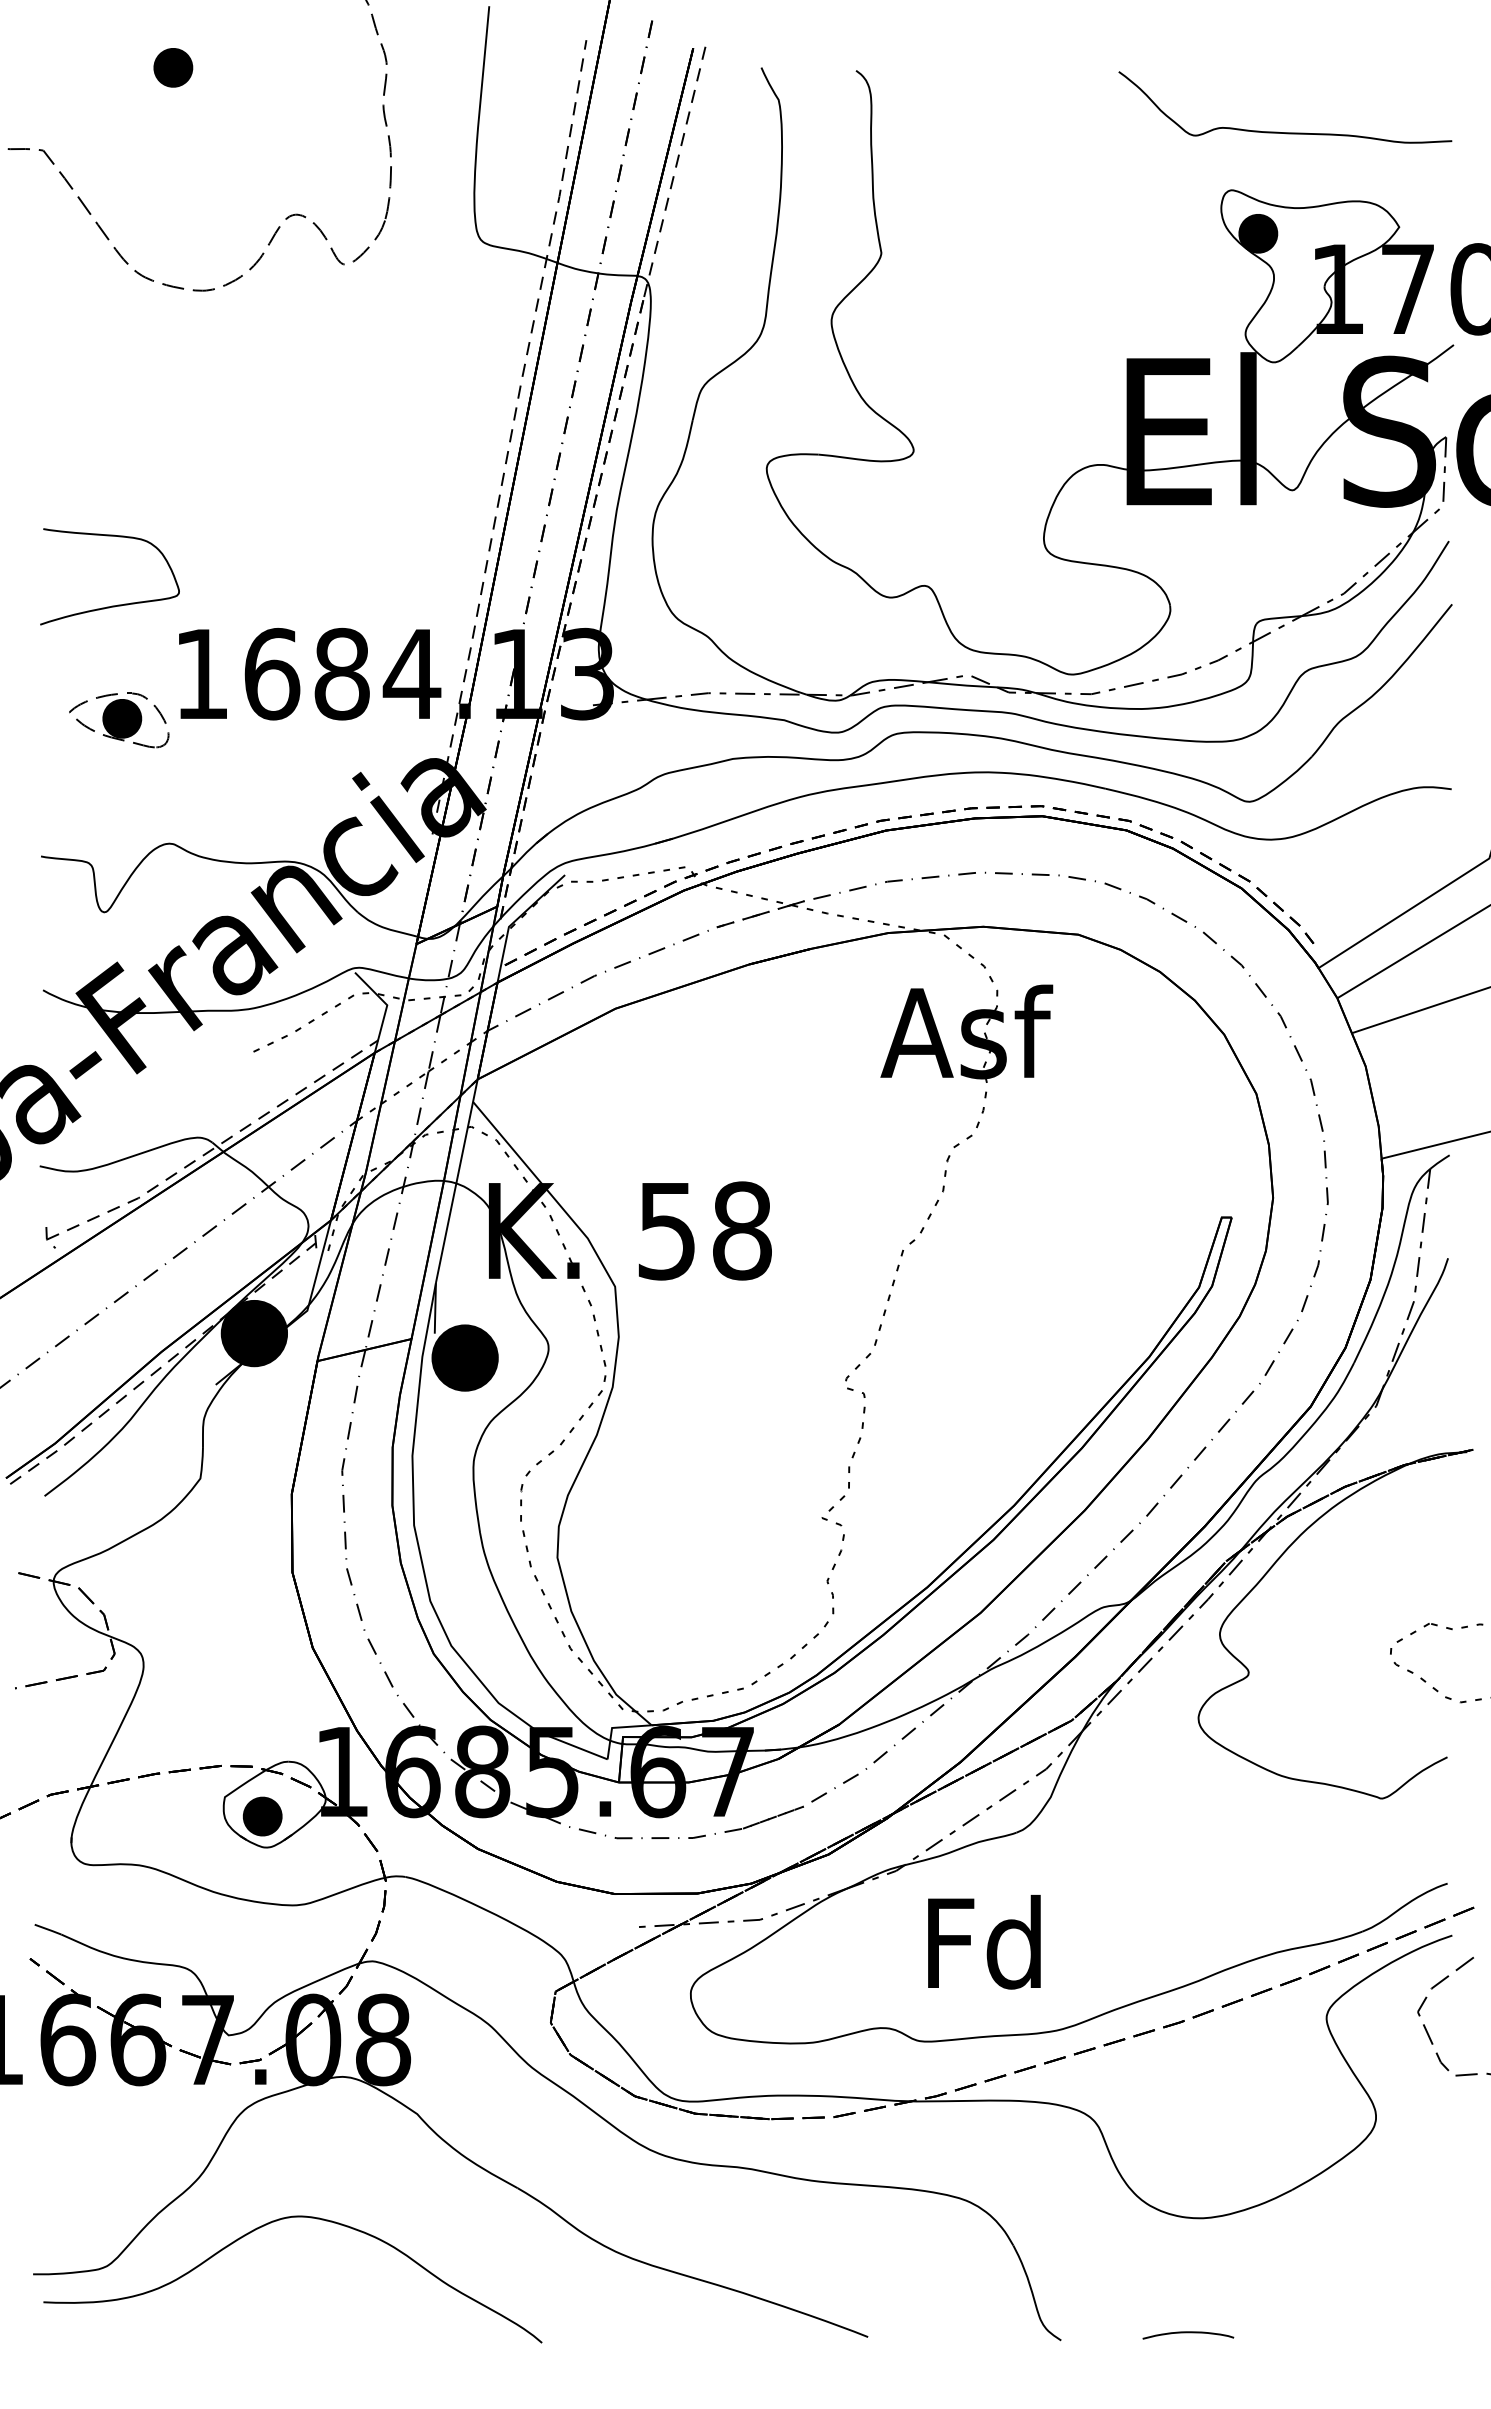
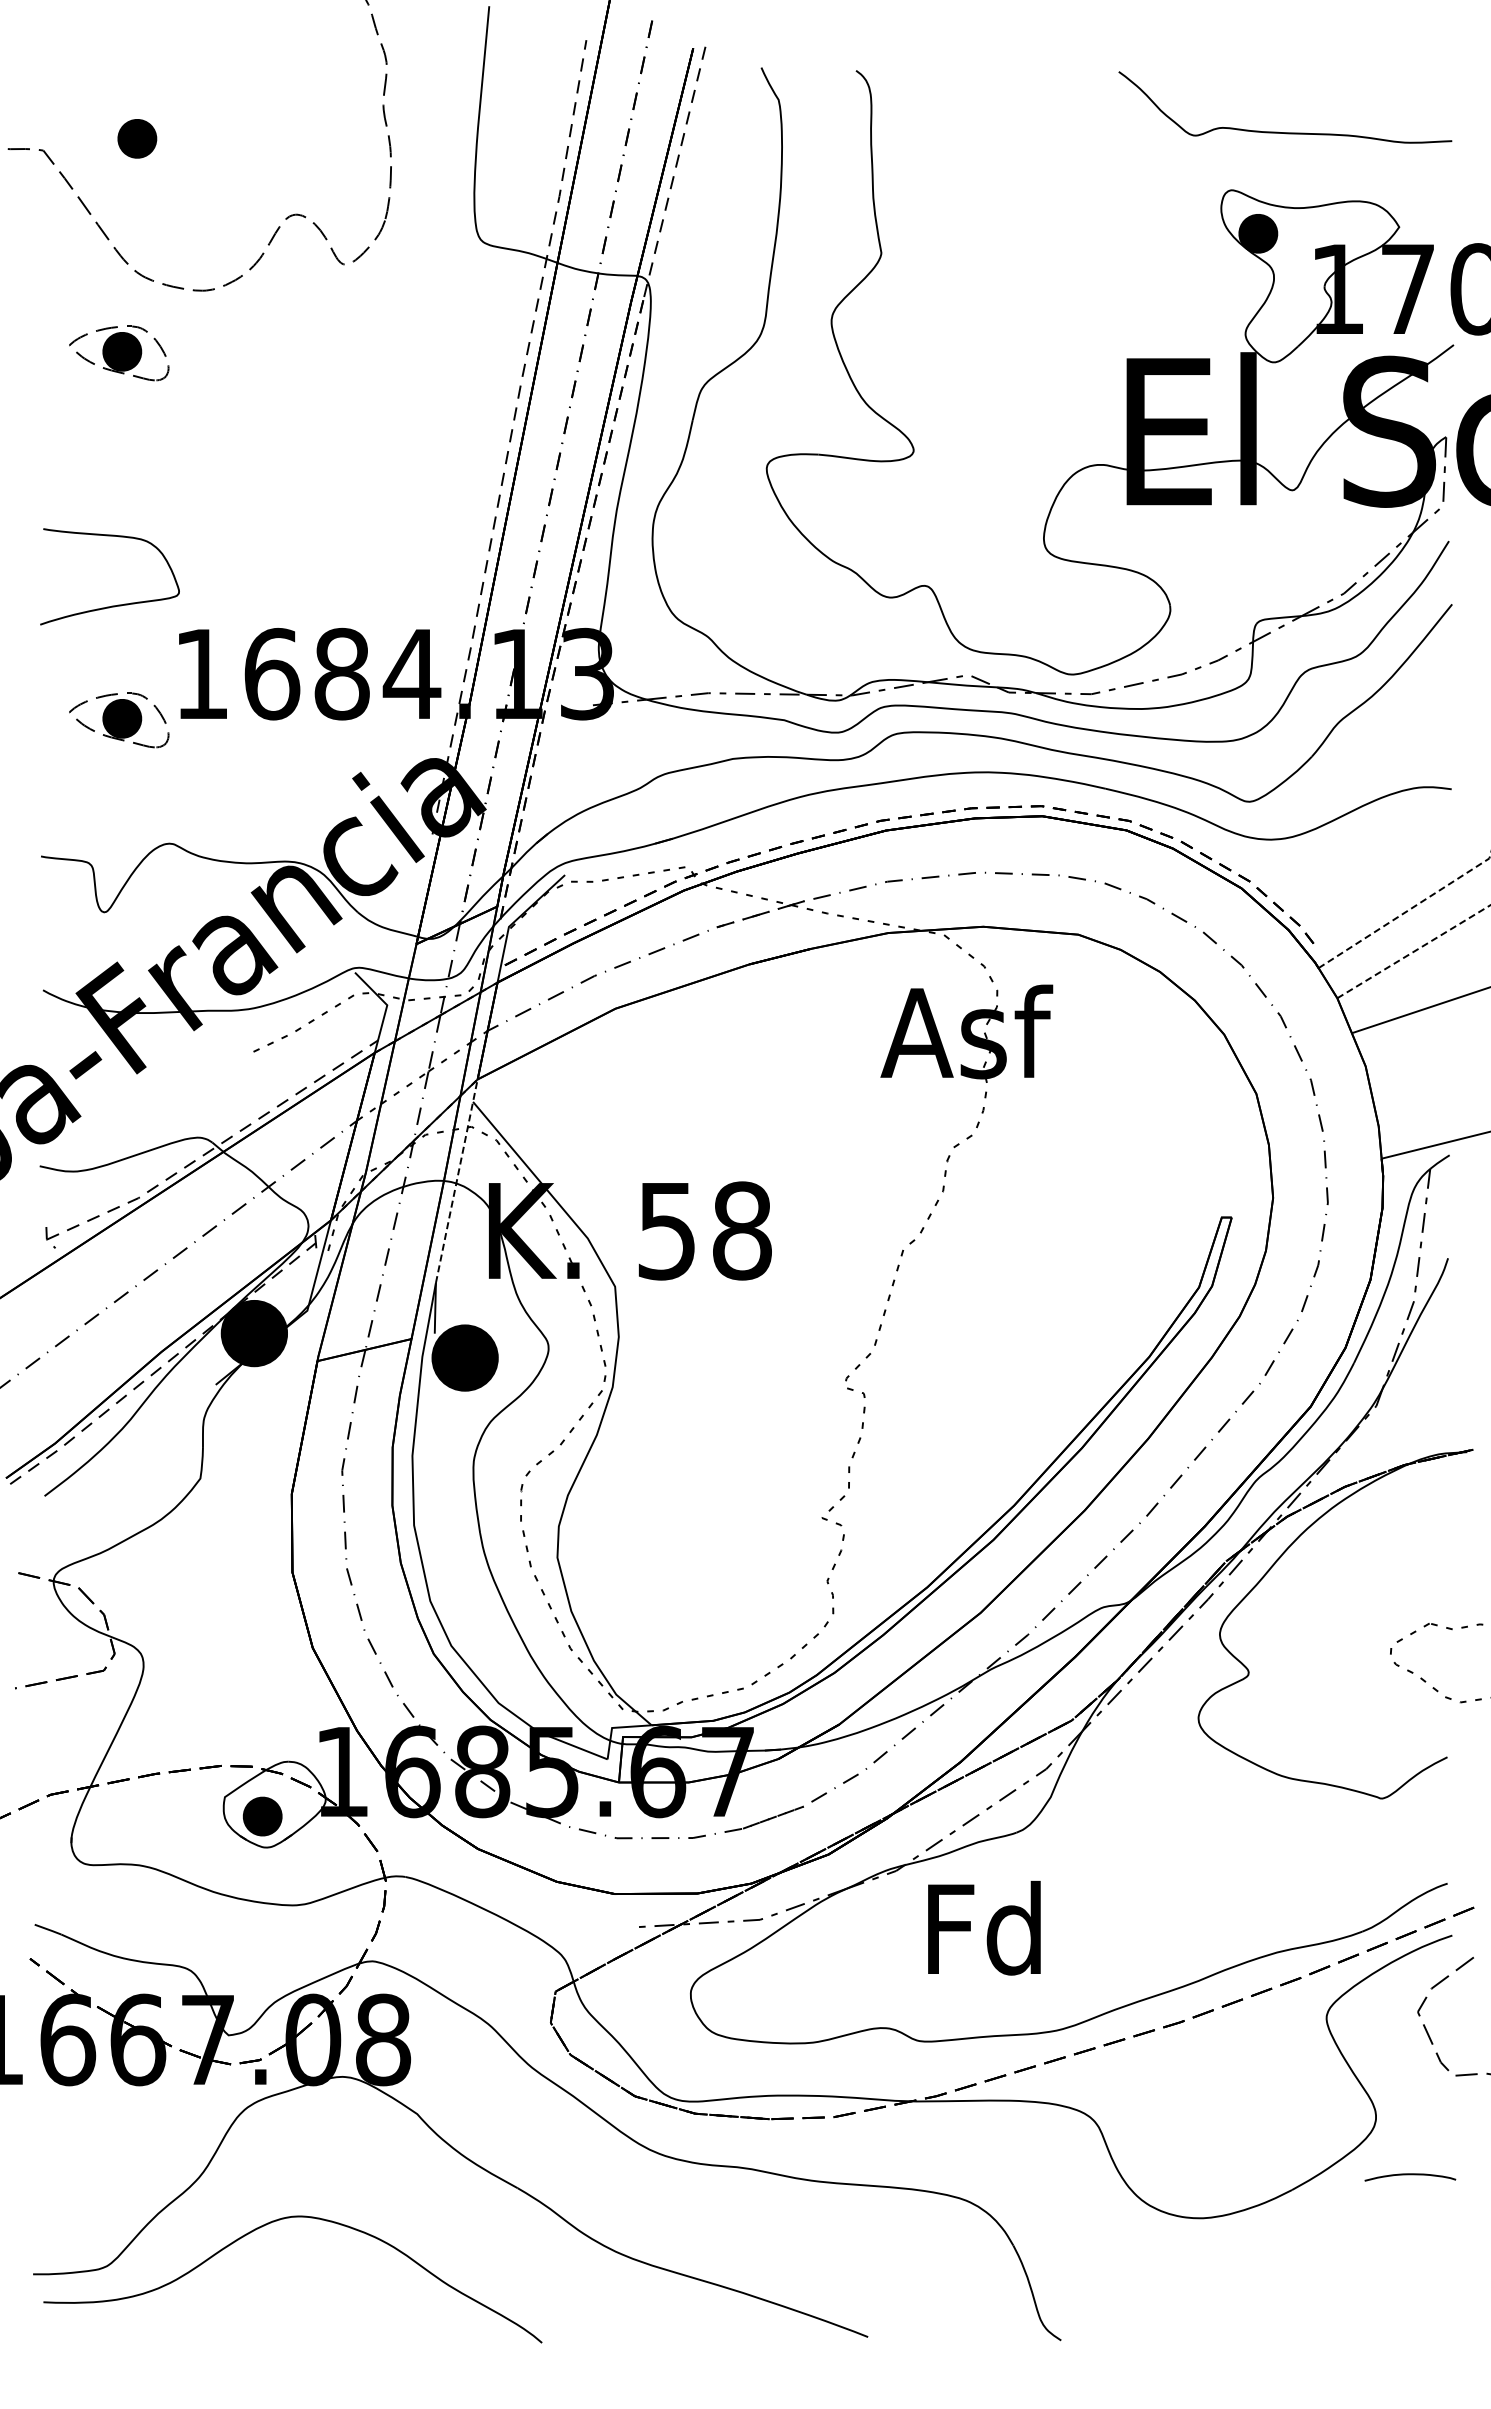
part position: (173, 67) -> (137, 138) (137, 138)
part: none -> present (119, 353)
line: solid -> dashed (1406, 911)
line: solid -> dashed (1414, 951)
line: solid -> dashed (457, 1180)
text position: (984, 1942) -> (984, 1928) (984, 1928)
curve position: (1188, 2333) -> (1410, 2175) (1410, 2175)
